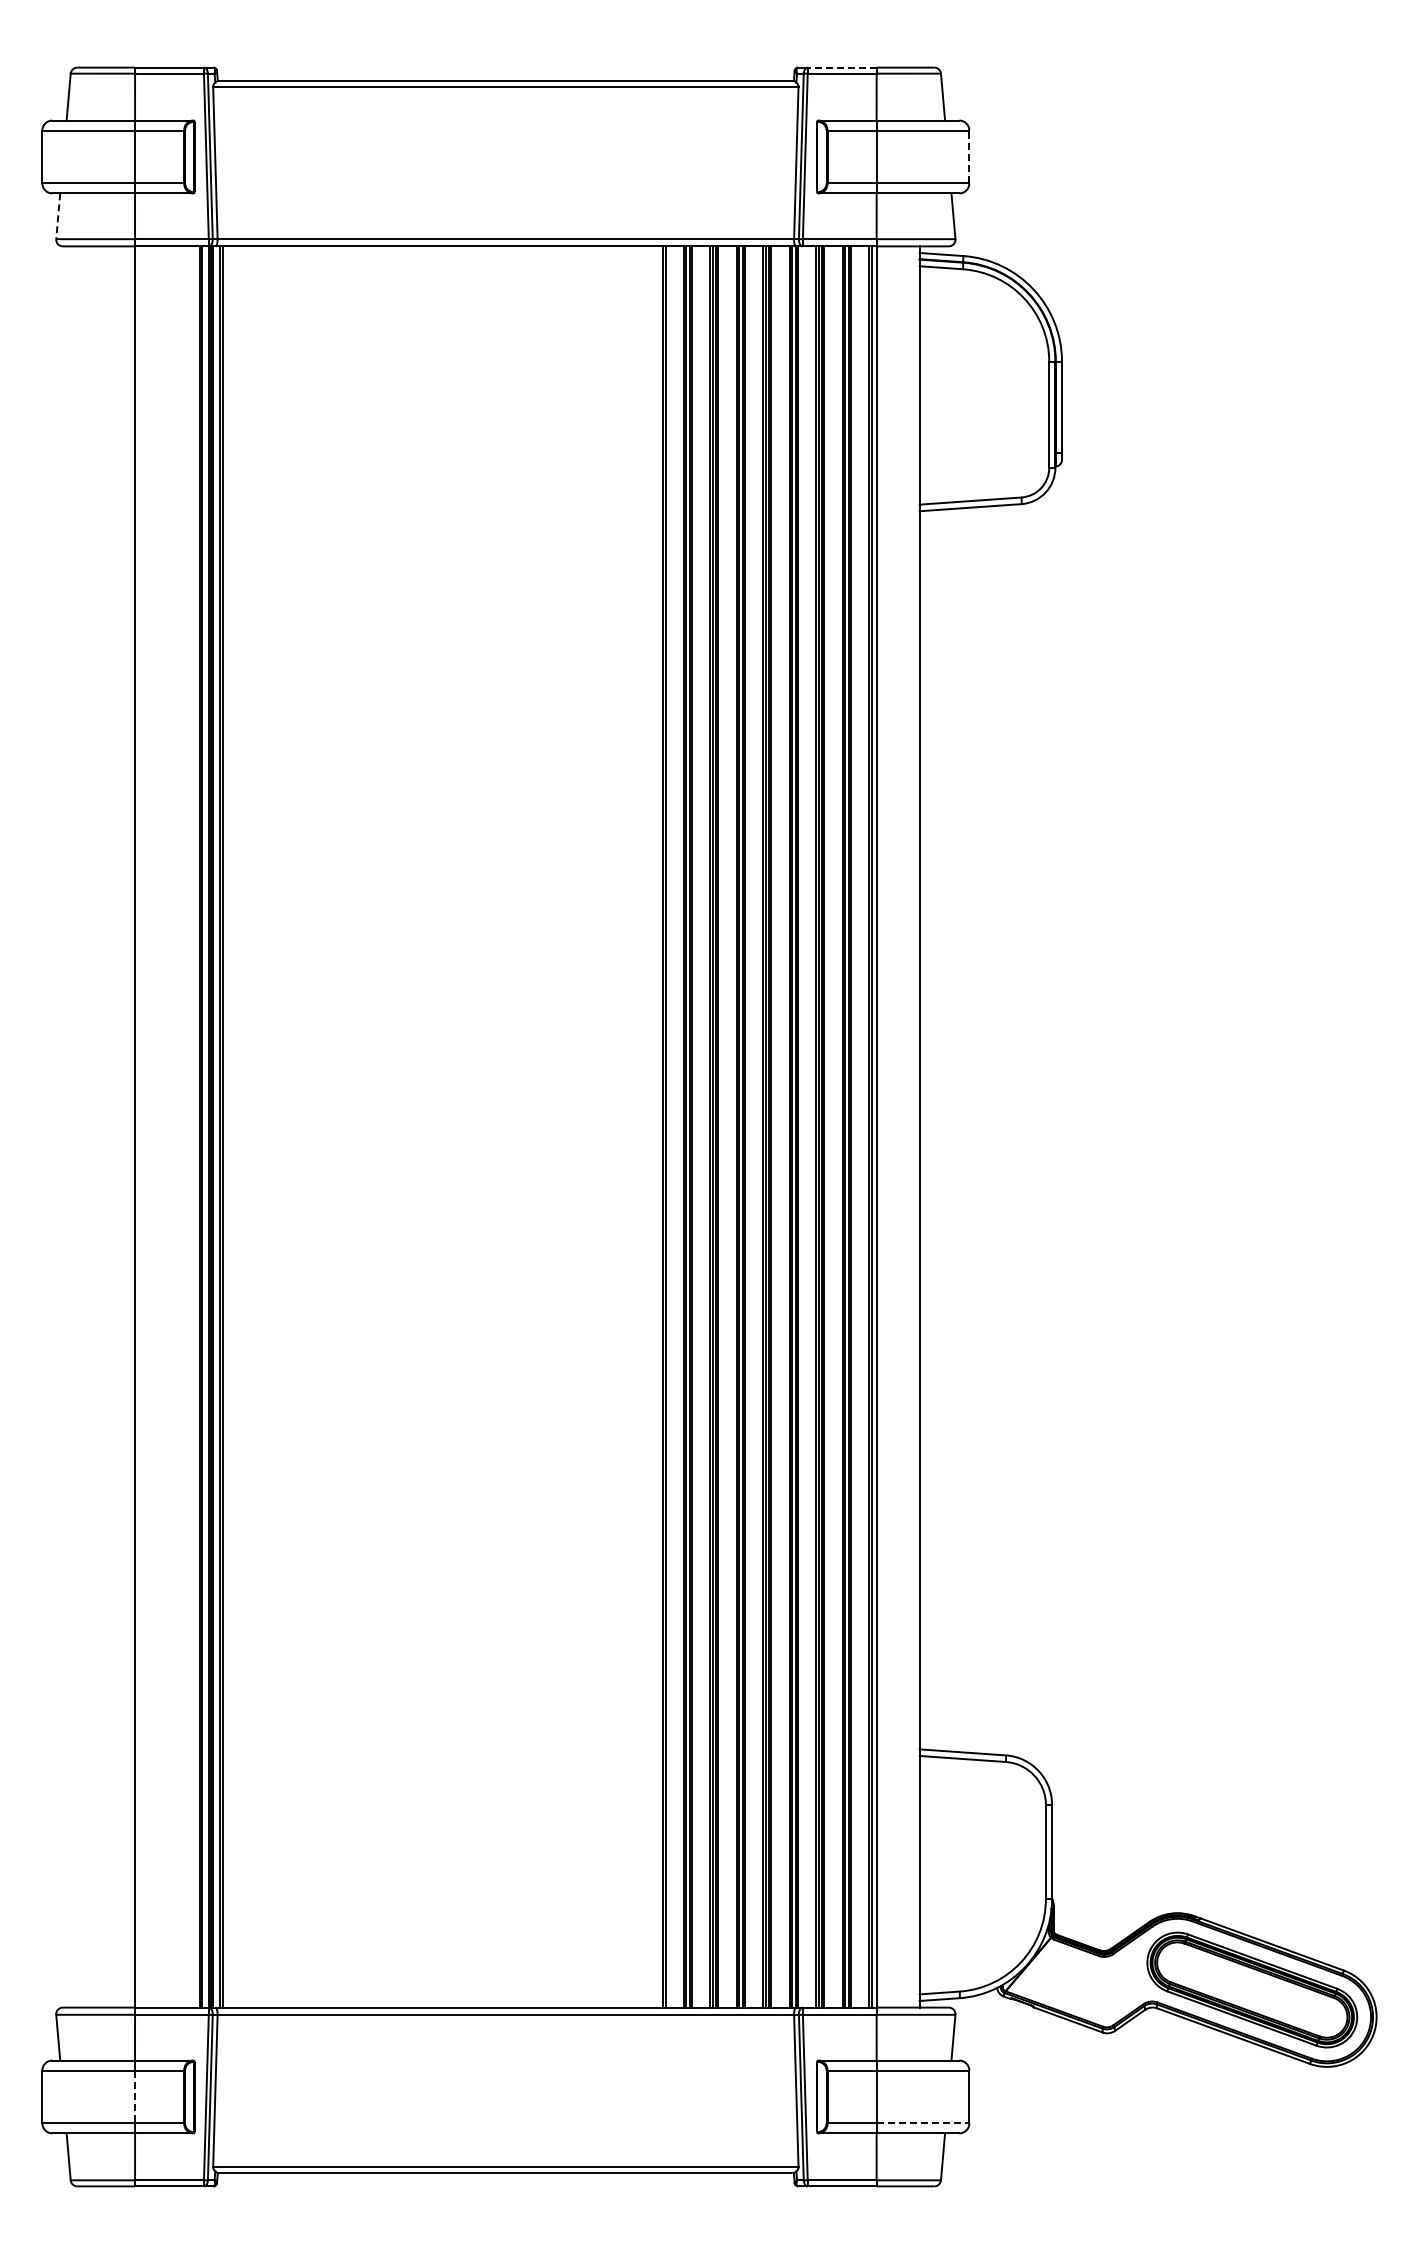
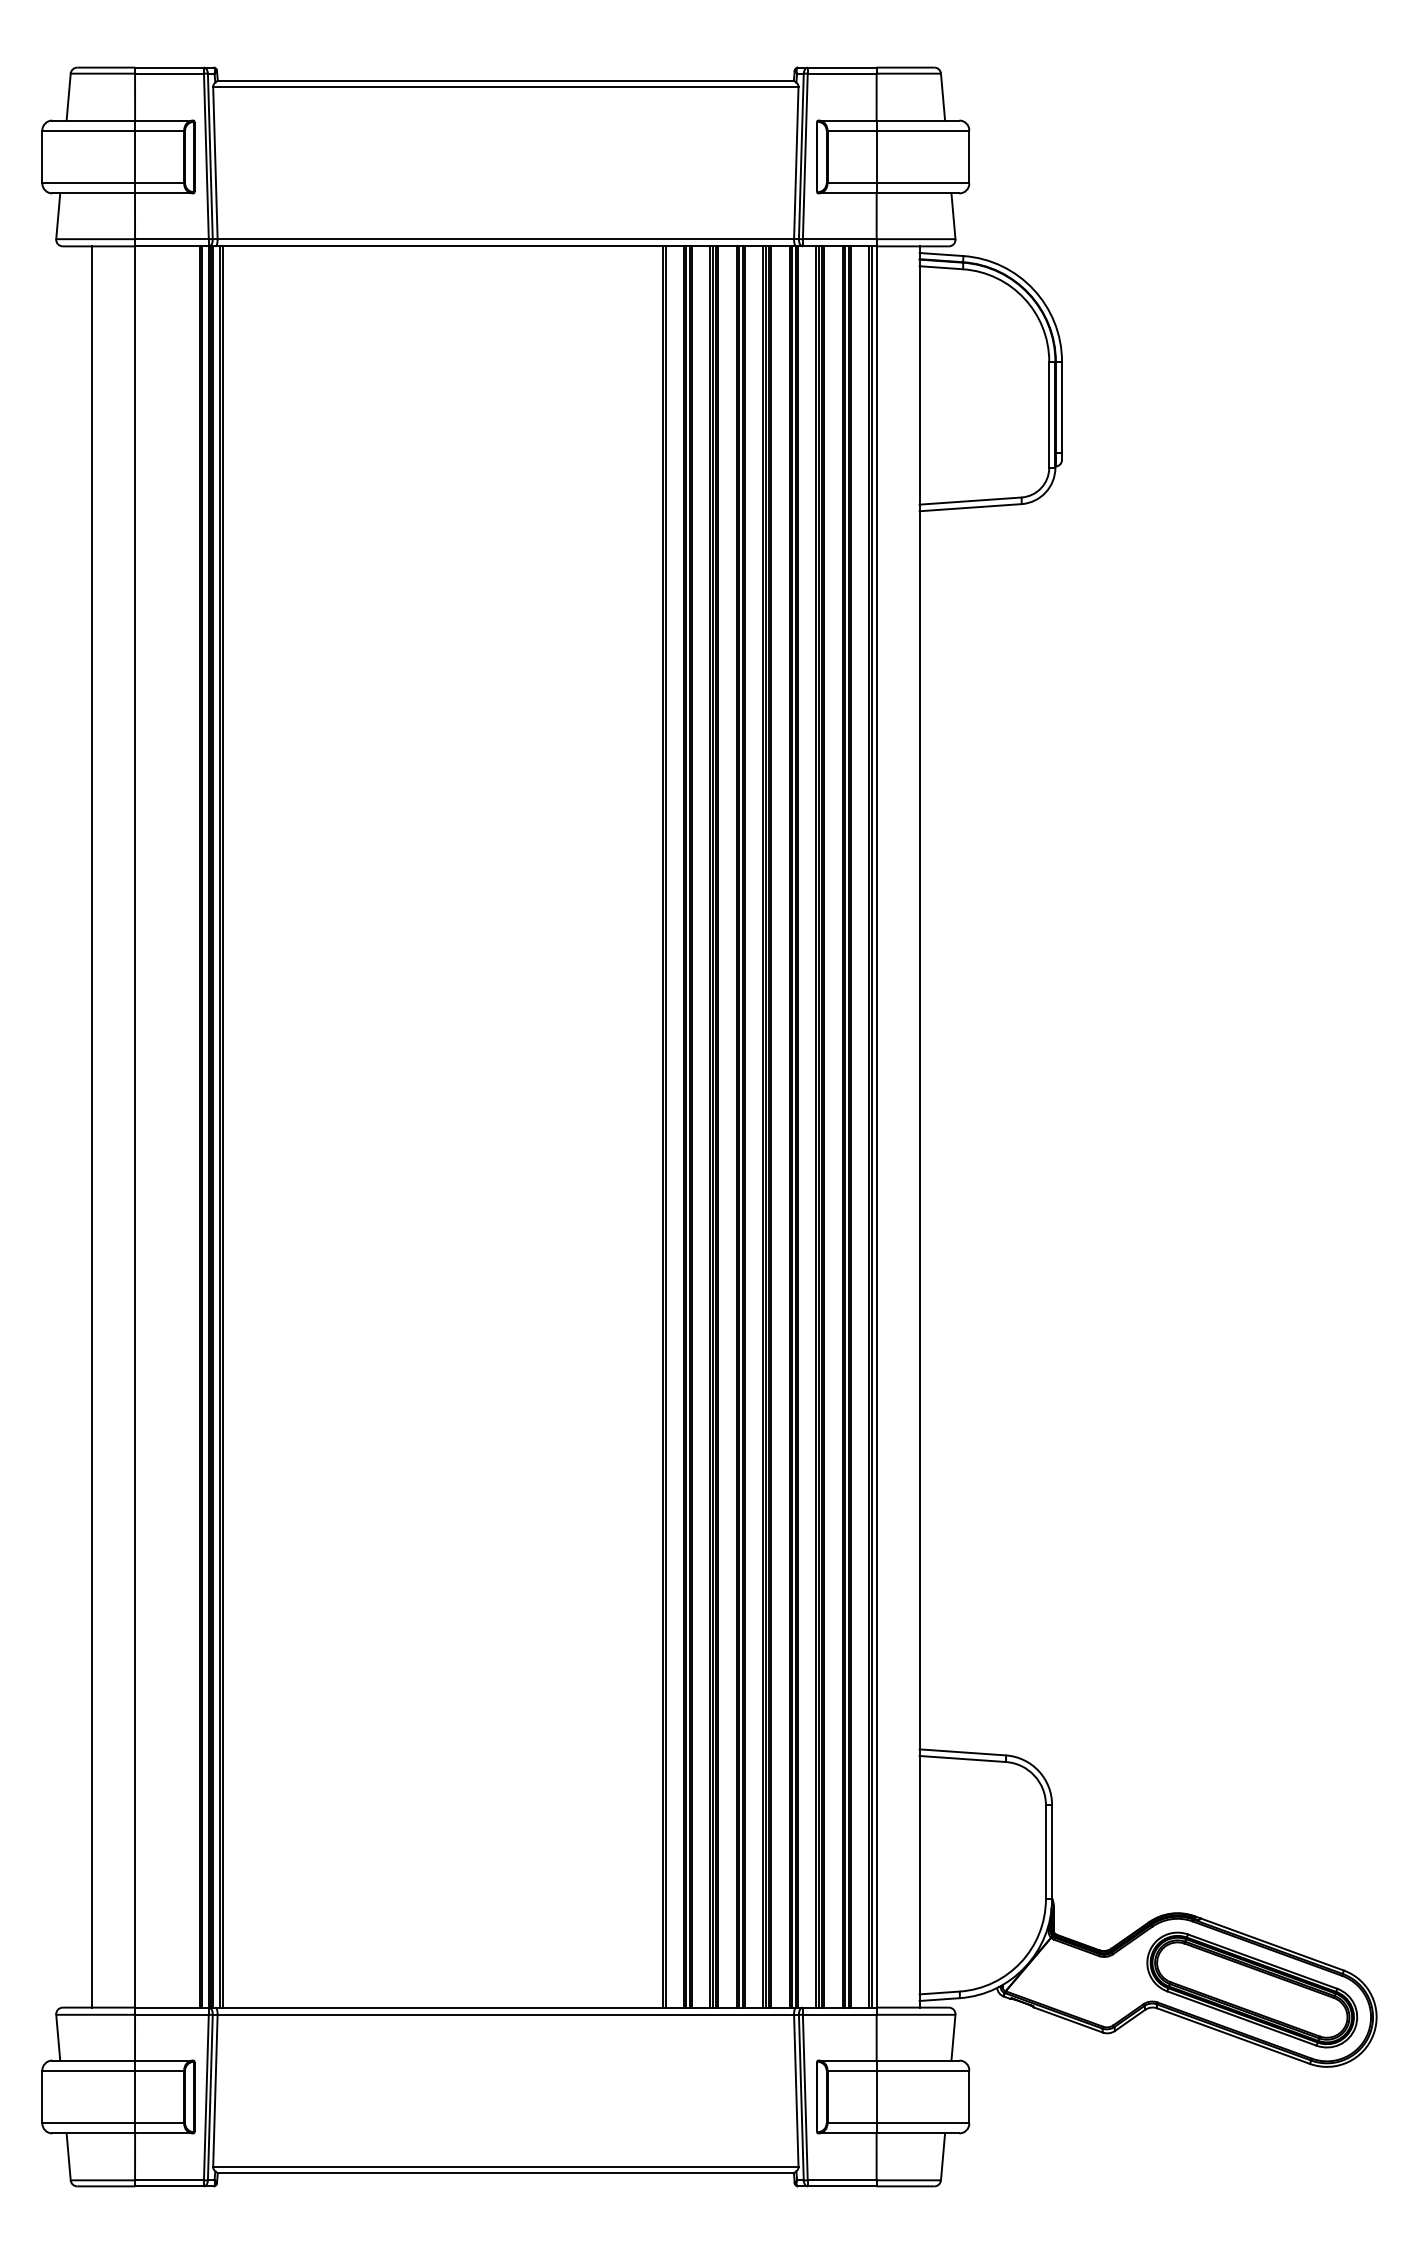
line: dashed -> solid (841, 67)
line: dashed -> solid (969, 156)
line: dashed -> solid (58, 216)
line: none -> present (92, 1126)
line: dashed -> solid (135, 2097)
line: dashed -> solid (923, 2123)
